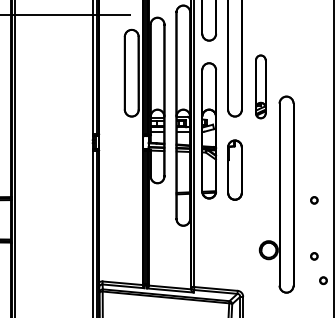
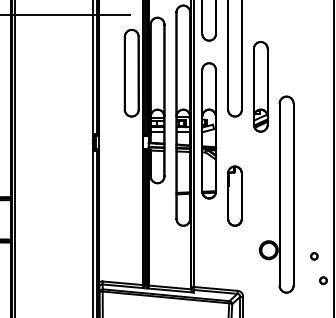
part size: 12x66 px -> 16x92 px (260, 86)
part position: (234, 169) -> (234, 195) (234, 195)
part: present -> none (314, 200)
